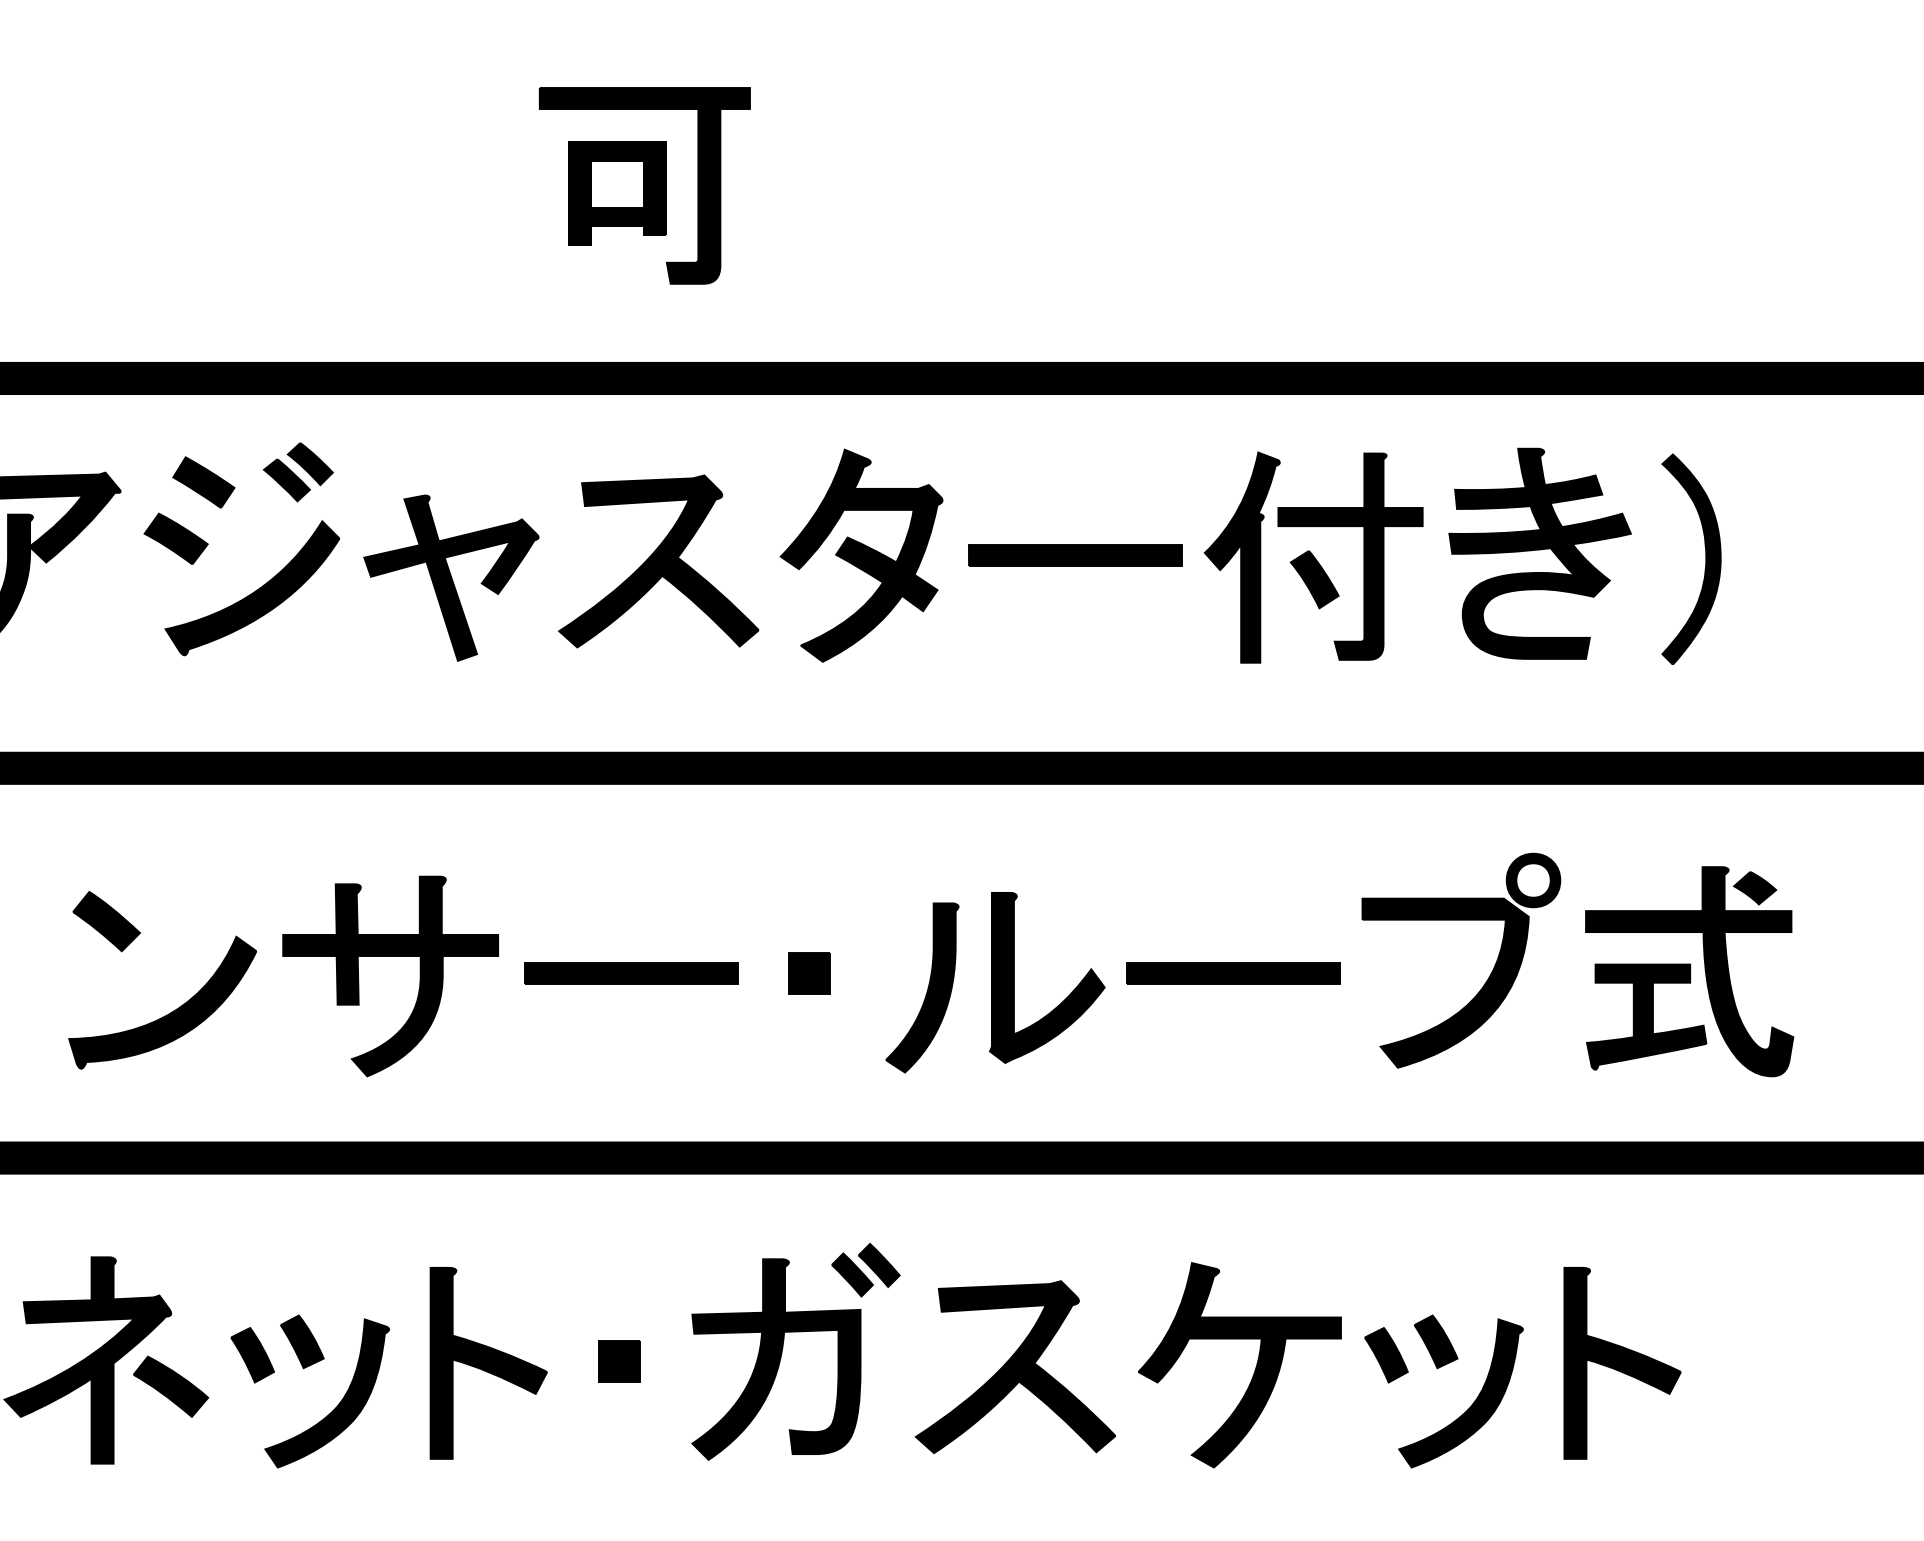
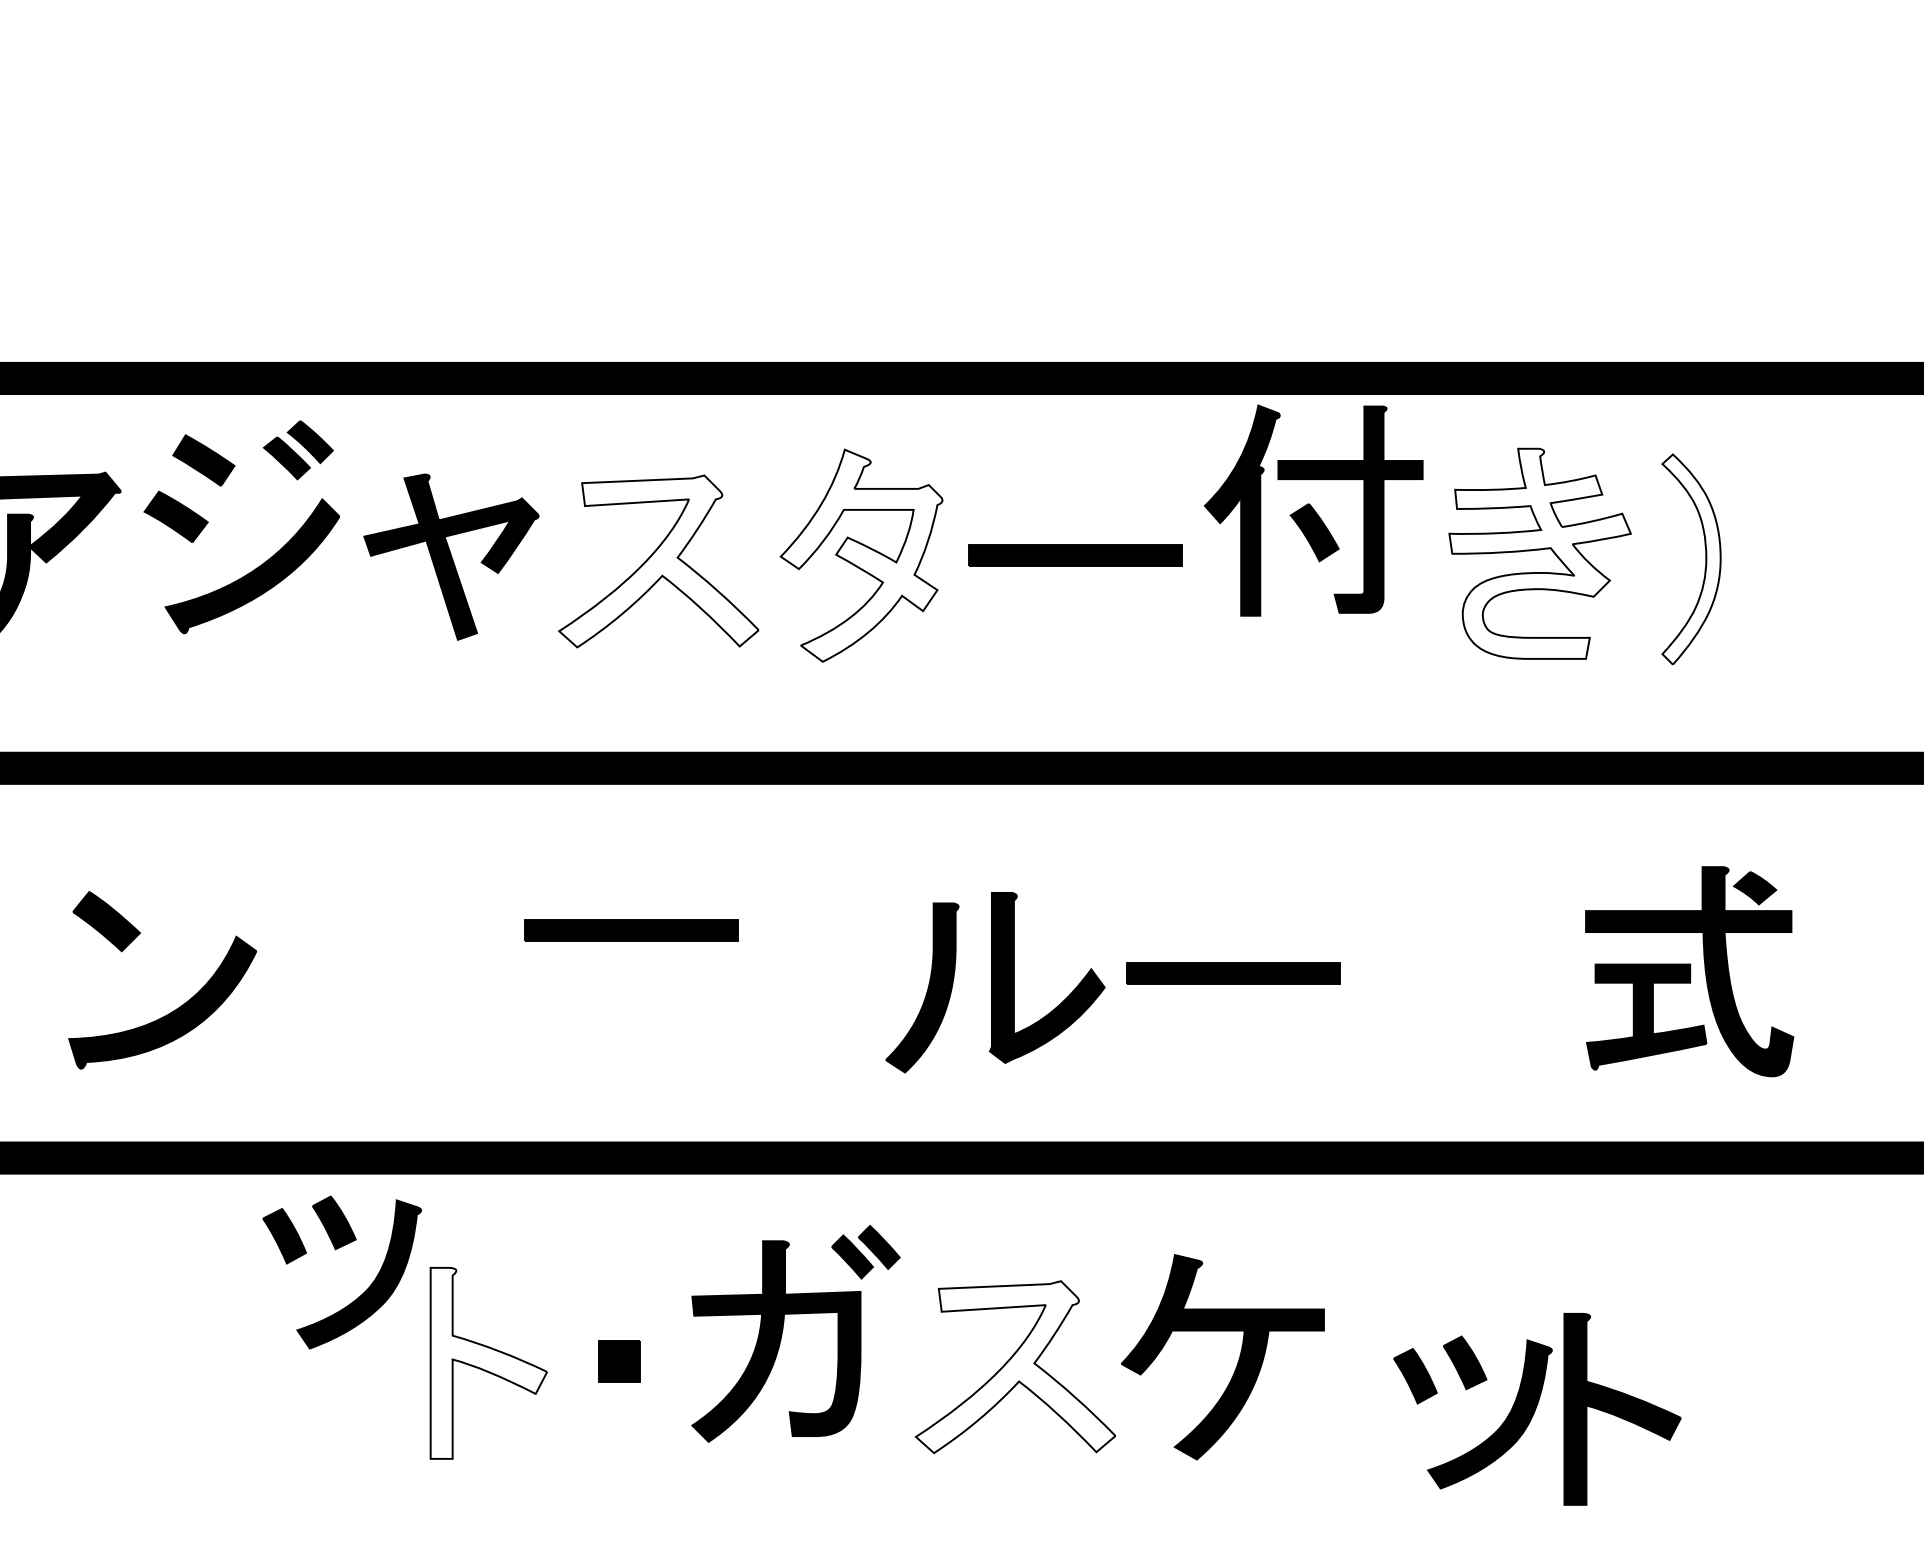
part: present -> none (644, 185)
part position: (208, 544) -> (208, 522) (208, 522)
fill: present -> none (1539, 553)
fill: present -> none (861, 555)
part position: (1313, 557) -> (1313, 510) (1313, 510)
fill: present -> none (1691, 559)
fill: present -> none (658, 561)
part position: (451, 577) -> (451, 556) (451, 556)
part: present -> none (390, 956)
part position: (631, 973) -> (631, 930) (631, 930)
part: present -> none (809, 973)
part: present -> none (1489, 975)
part position: (783, 1348) -> (783, 1330) (783, 1330)
part: present -> none (106, 1360)
fill: present -> none (488, 1362)
part position: (1622, 1363) -> (1622, 1409) (1622, 1409)
fill: present -> none (1015, 1367)
part position: (303, 1369) -> (335, 1250) (335, 1250)
part position: (1437, 1369) -> (1466, 1390) (1466, 1390)
part position: (1254, 1370) -> (1237, 1362) (1237, 1362)
